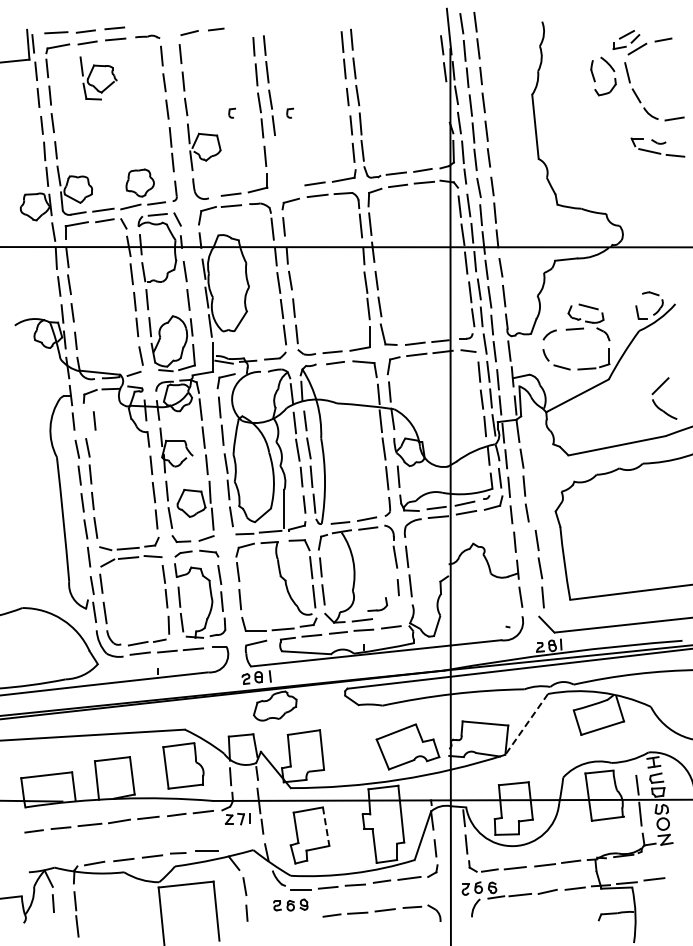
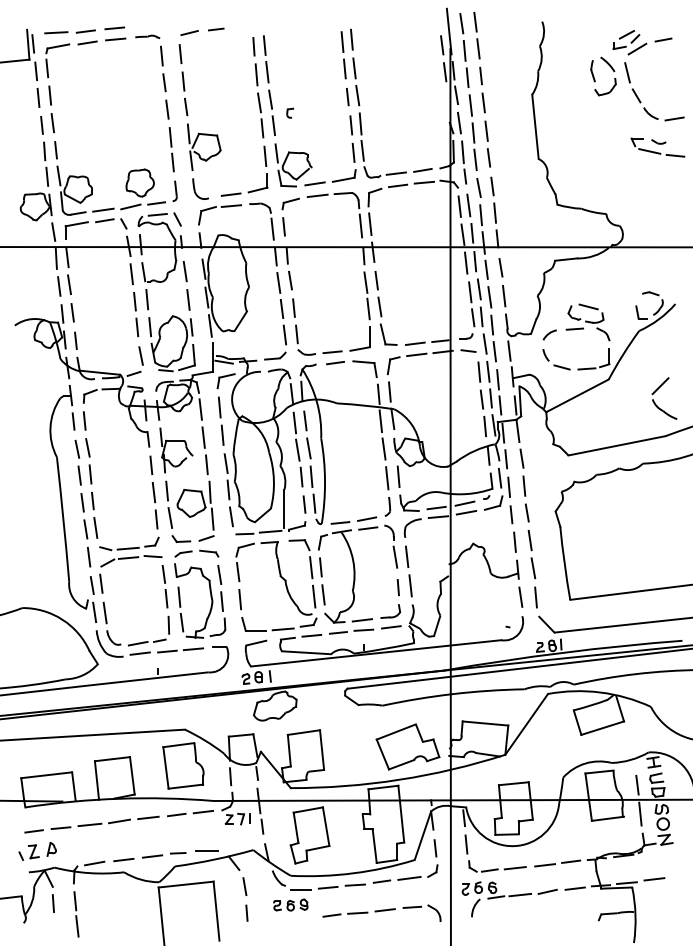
part position: (98, 78) -> (293, 165) (293, 165)
part: present -> none (231, 112)
line position: (94, 420) -> (84, 420) (84, 420)
part position: (539, 569) -> (532, 569) (532, 569)
part position: (377, 604) -> (390, 611) (390, 611)
line: dashed -> solid (526, 724)
line: dashed -> solid (326, 826)
part: none -> present (37, 851)
